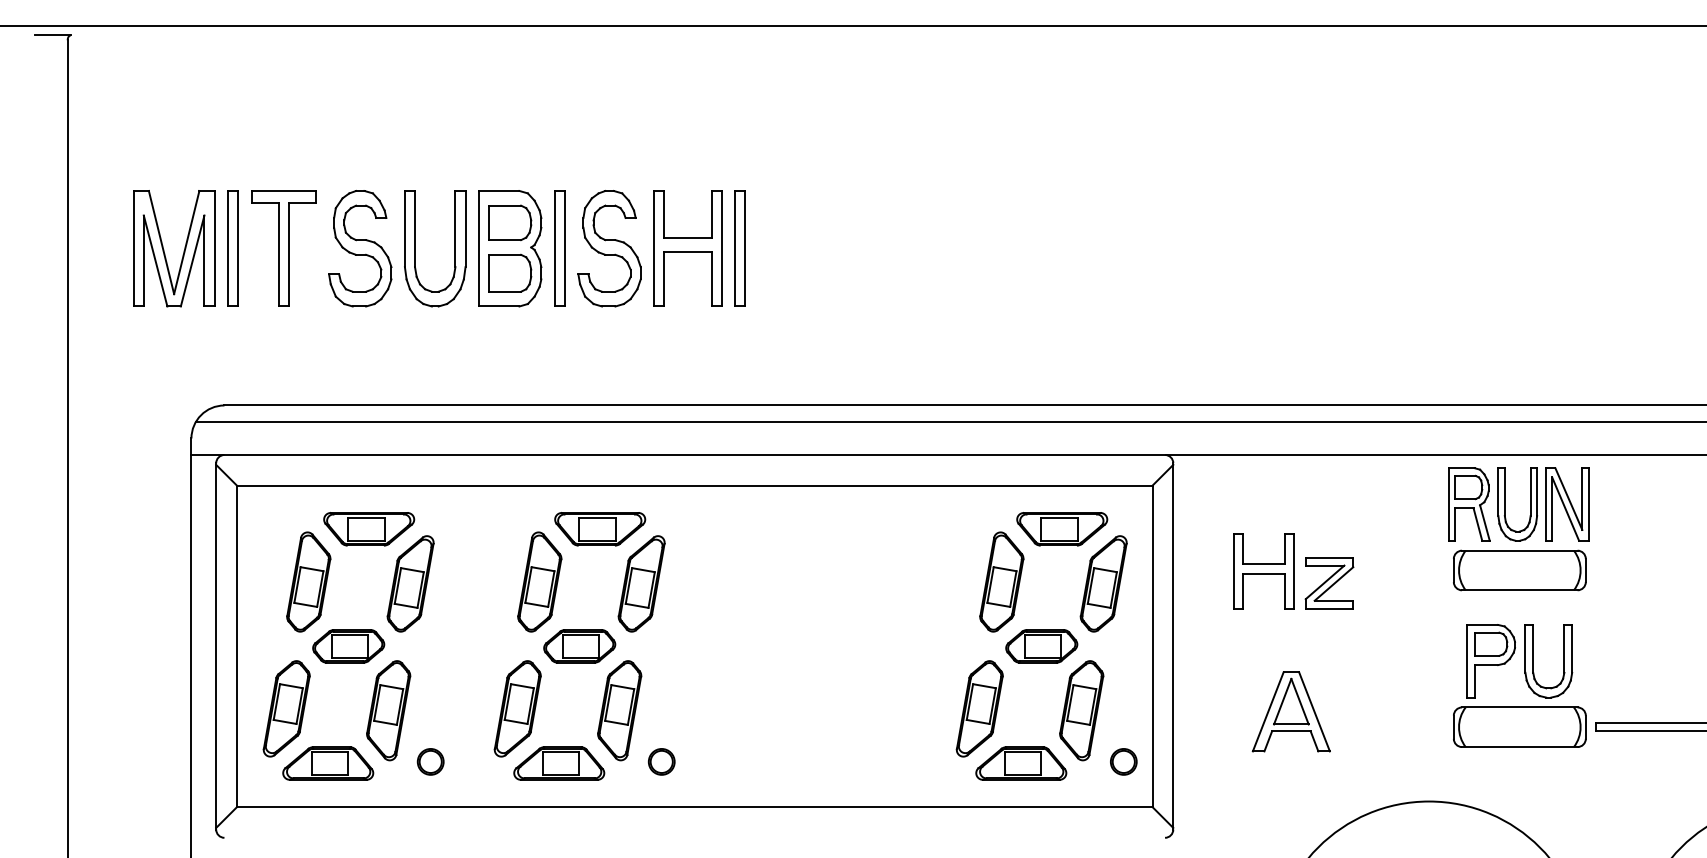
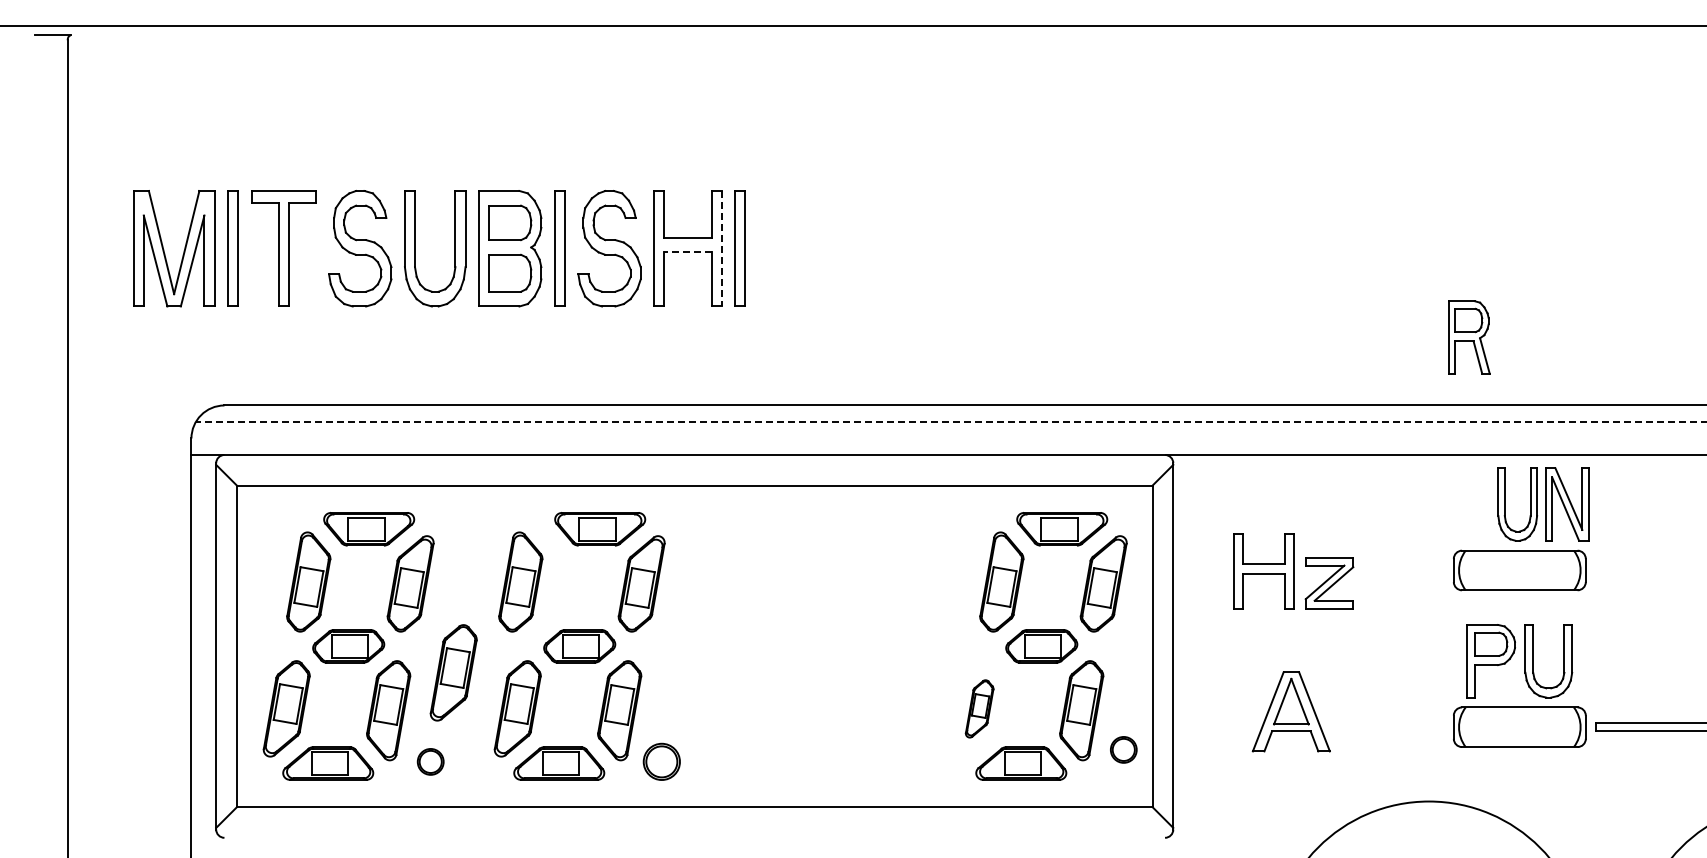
line: solid -> dashed (721, 248)
line: solid -> dashed (687, 252)
line: solid -> dashed (950, 421)
part position: (1469, 504) -> (1469, 337) (1469, 337)
part position: (539, 581) -> (520, 581) (520, 581)
part: none -> present (453, 672)
part size: 49x98 px -> 31x60 px (979, 708)
part size: 29x28 px -> 39x39 px (661, 761)
part position: (1123, 761) -> (1123, 749) (1123, 749)
